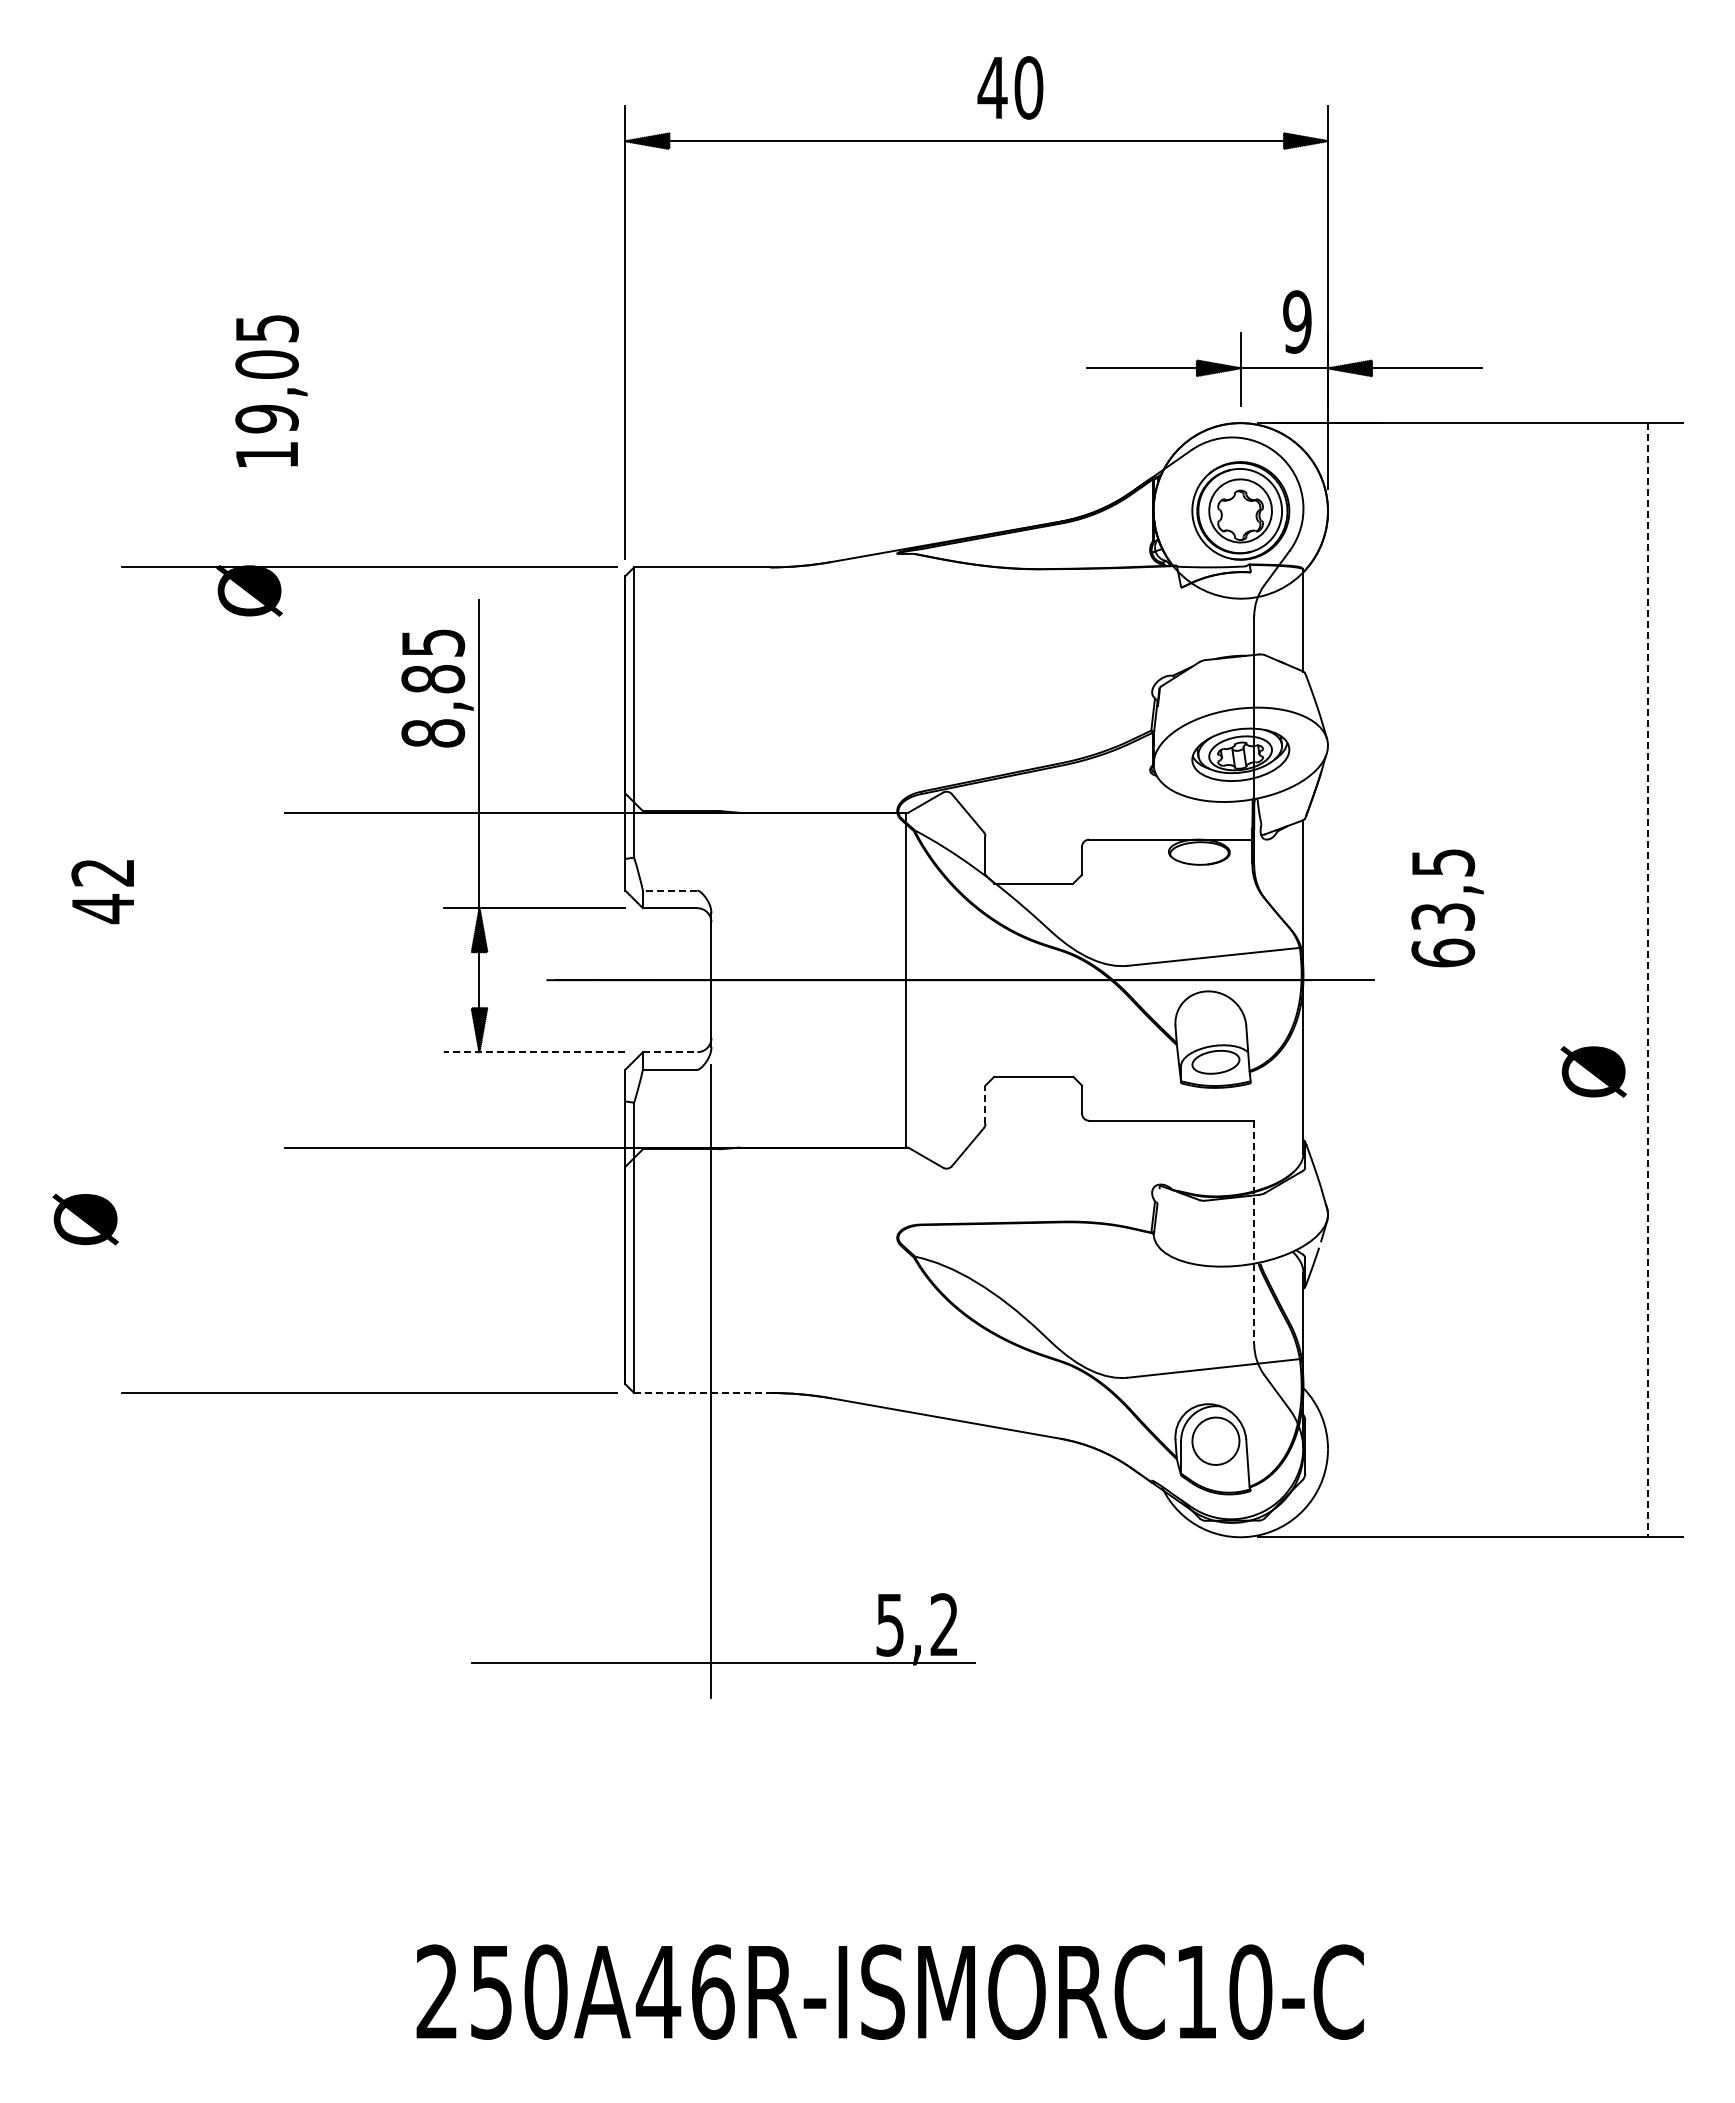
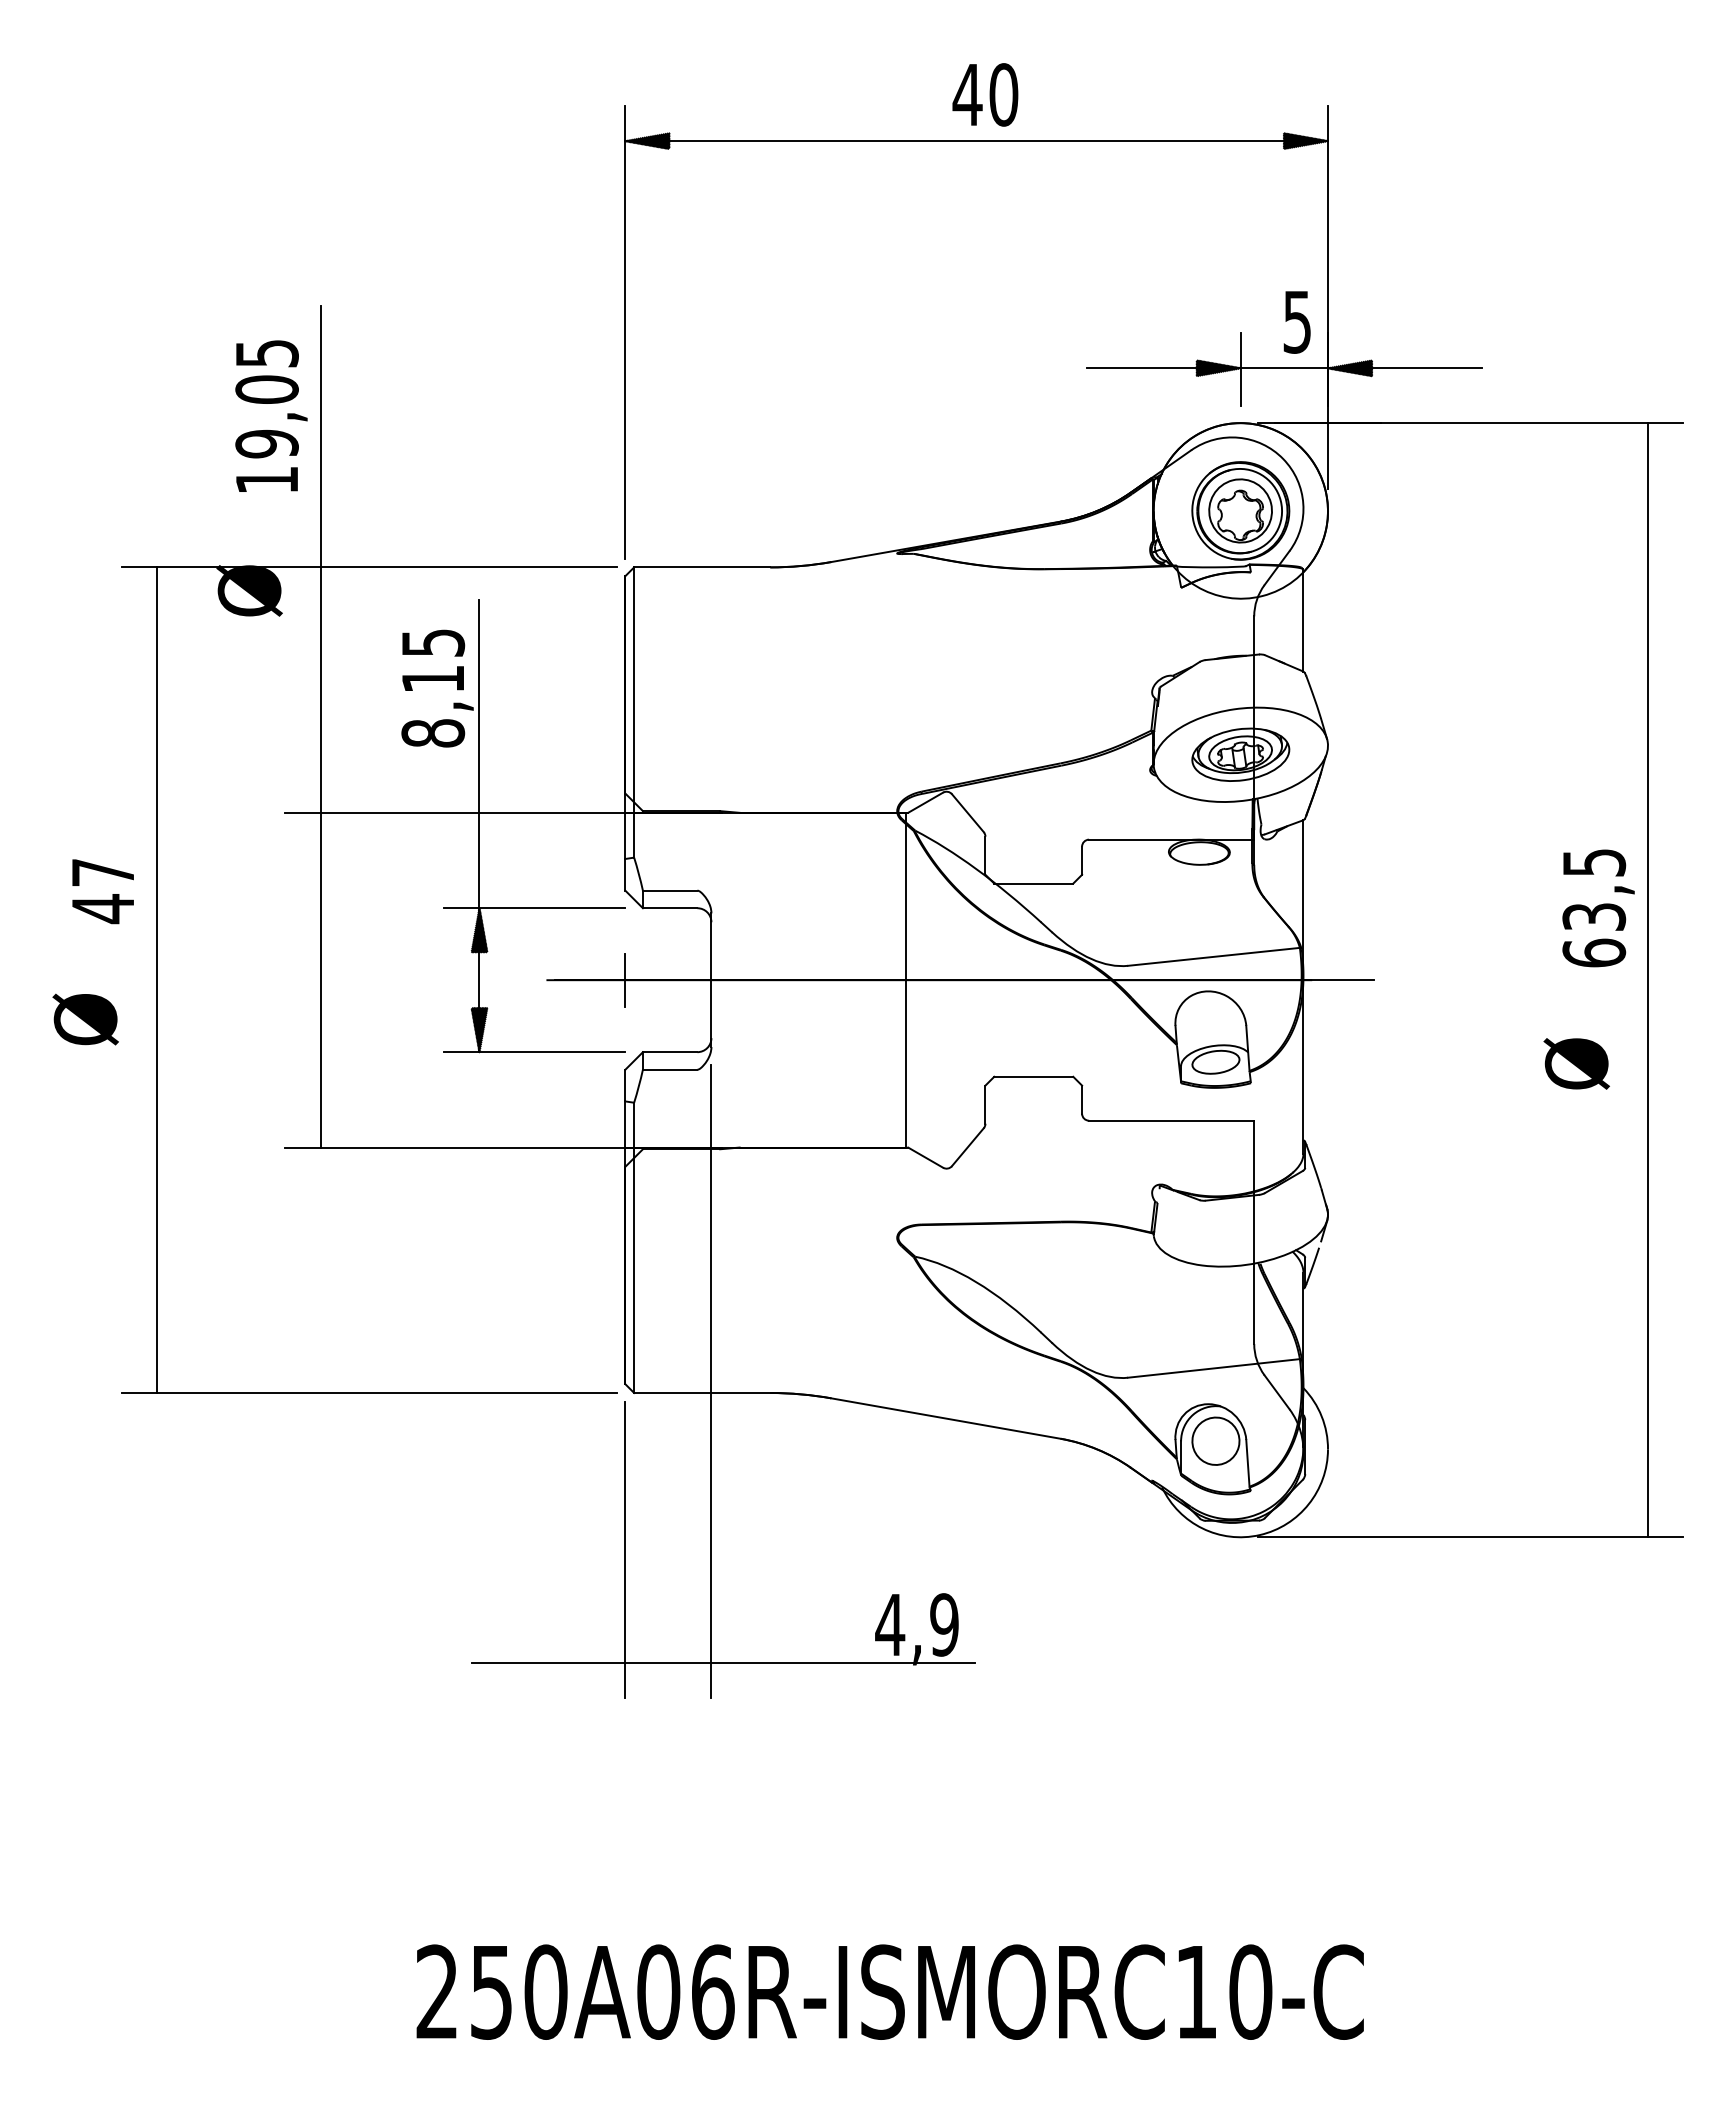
text position: (1010, 87) -> (985, 94) (985, 94)
text: 9 -> 5 (1297, 321)
text position: (271, 390) -> (271, 415) (271, 415)
text: 8,85 -> 8,15 (433, 679)
line: none -> present (320, 726)
text: 42 -> 47 (102, 872)
line: dashed -> solid (669, 890)
text position: (1447, 908) -> (1598, 908) (1598, 908)
line: none -> present (156, 979)
line: none -> present (625, 979)
line: dashed -> solid (1647, 980)
line: dashed -> solid (534, 1052)
line: dashed -> solid (670, 1052)
text position: (1593, 1071) -> (1576, 1063) (1576, 1063)
line: dashed -> solid (985, 1104)
text position: (85, 1219) -> (85, 1019) (85, 1019)
line: dashed -> solid (1254, 1232)
line: dashed -> solid (702, 1392)
line: none -> present (625, 1549)
text: 5,2 -> 4,9 (916, 1624)
text: 250A46R-ISMORC10-C -> 250A06R-ISMORC10-C (658, 1991)
